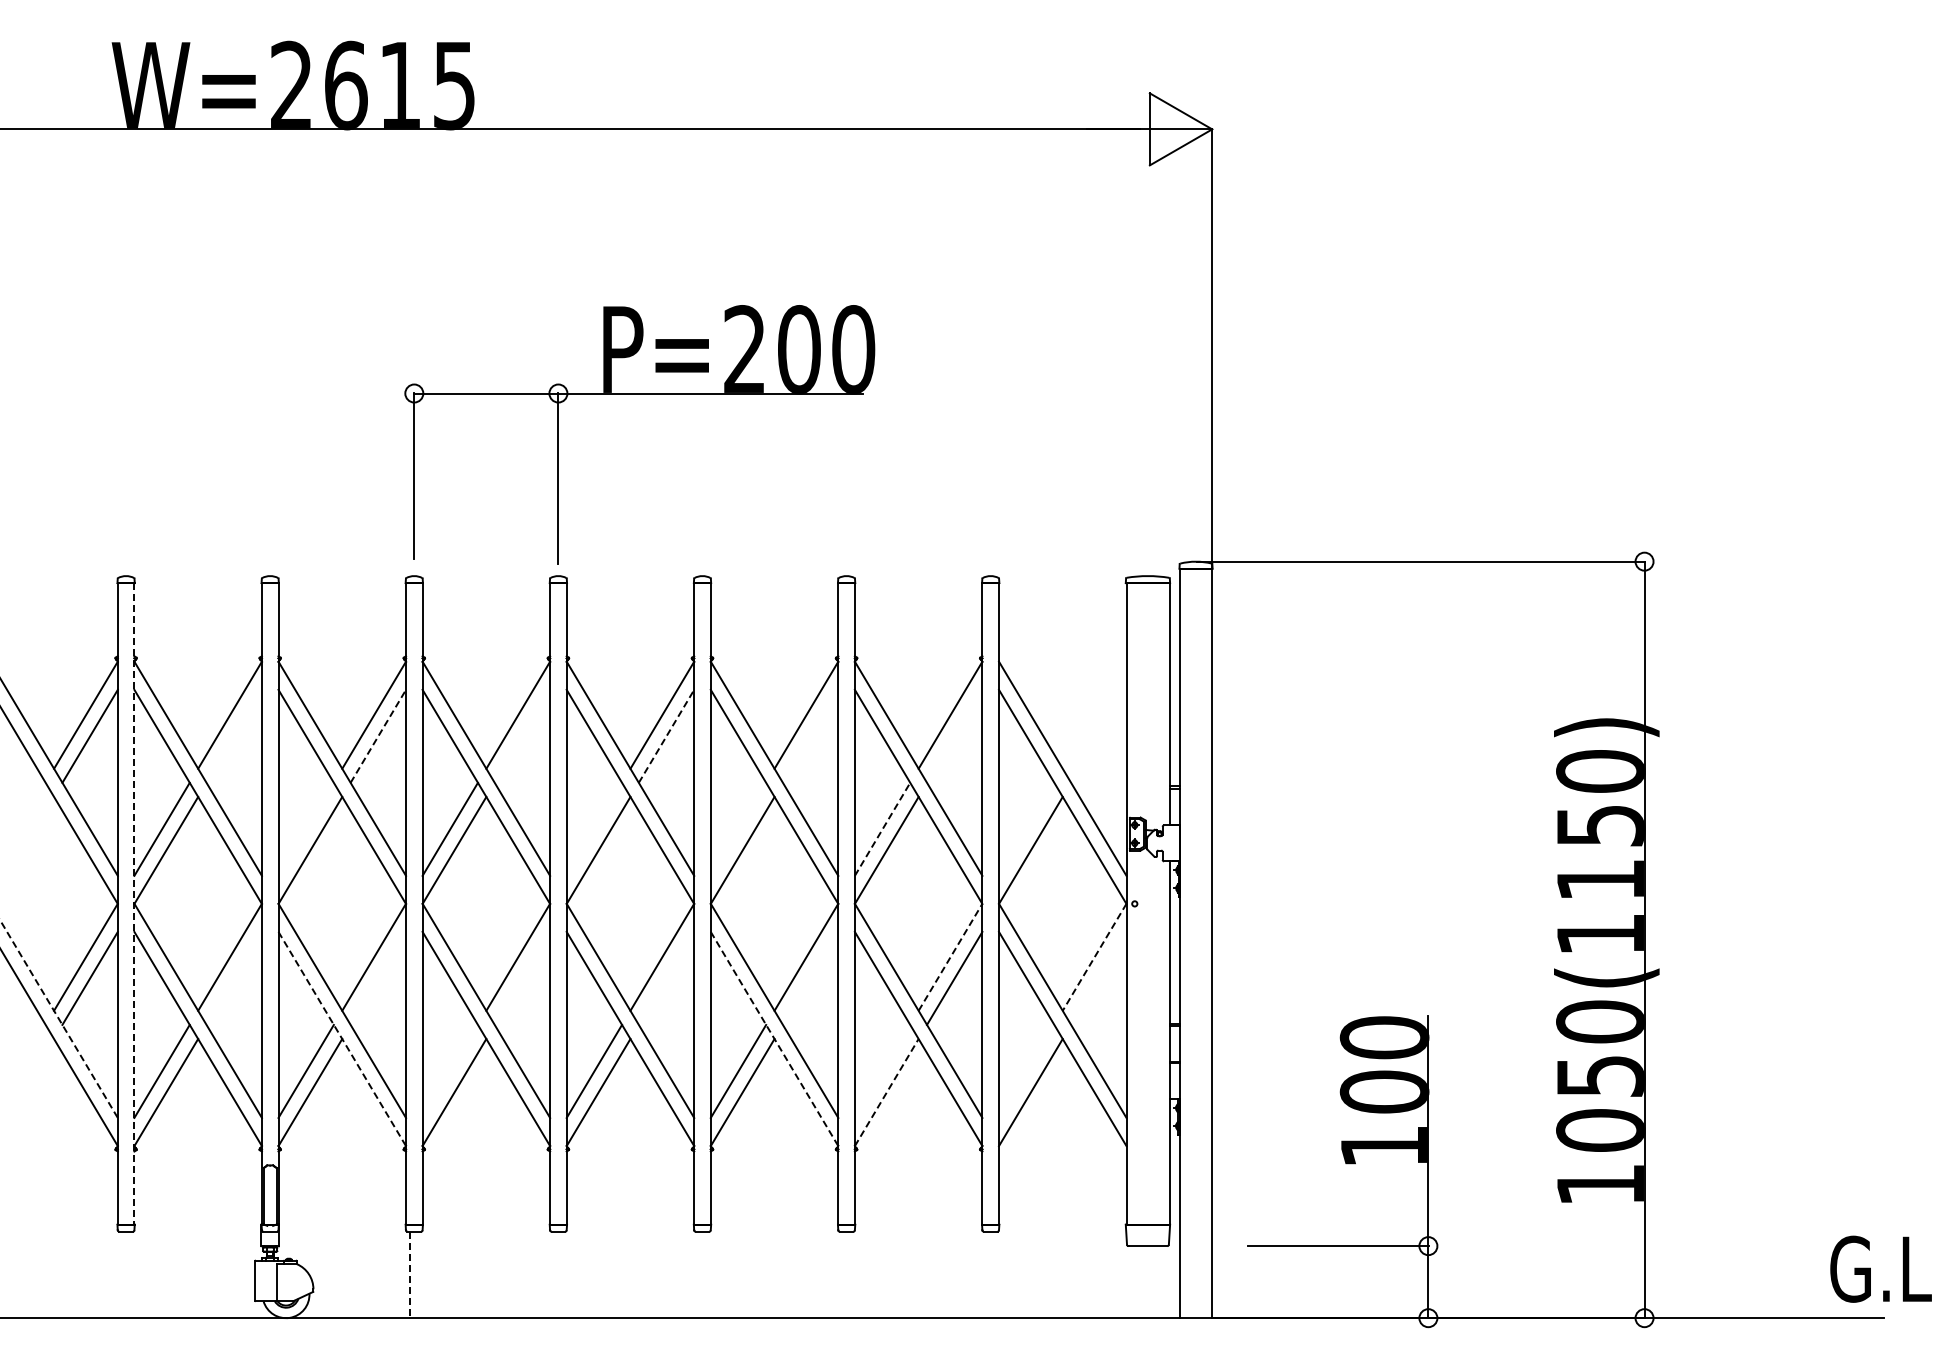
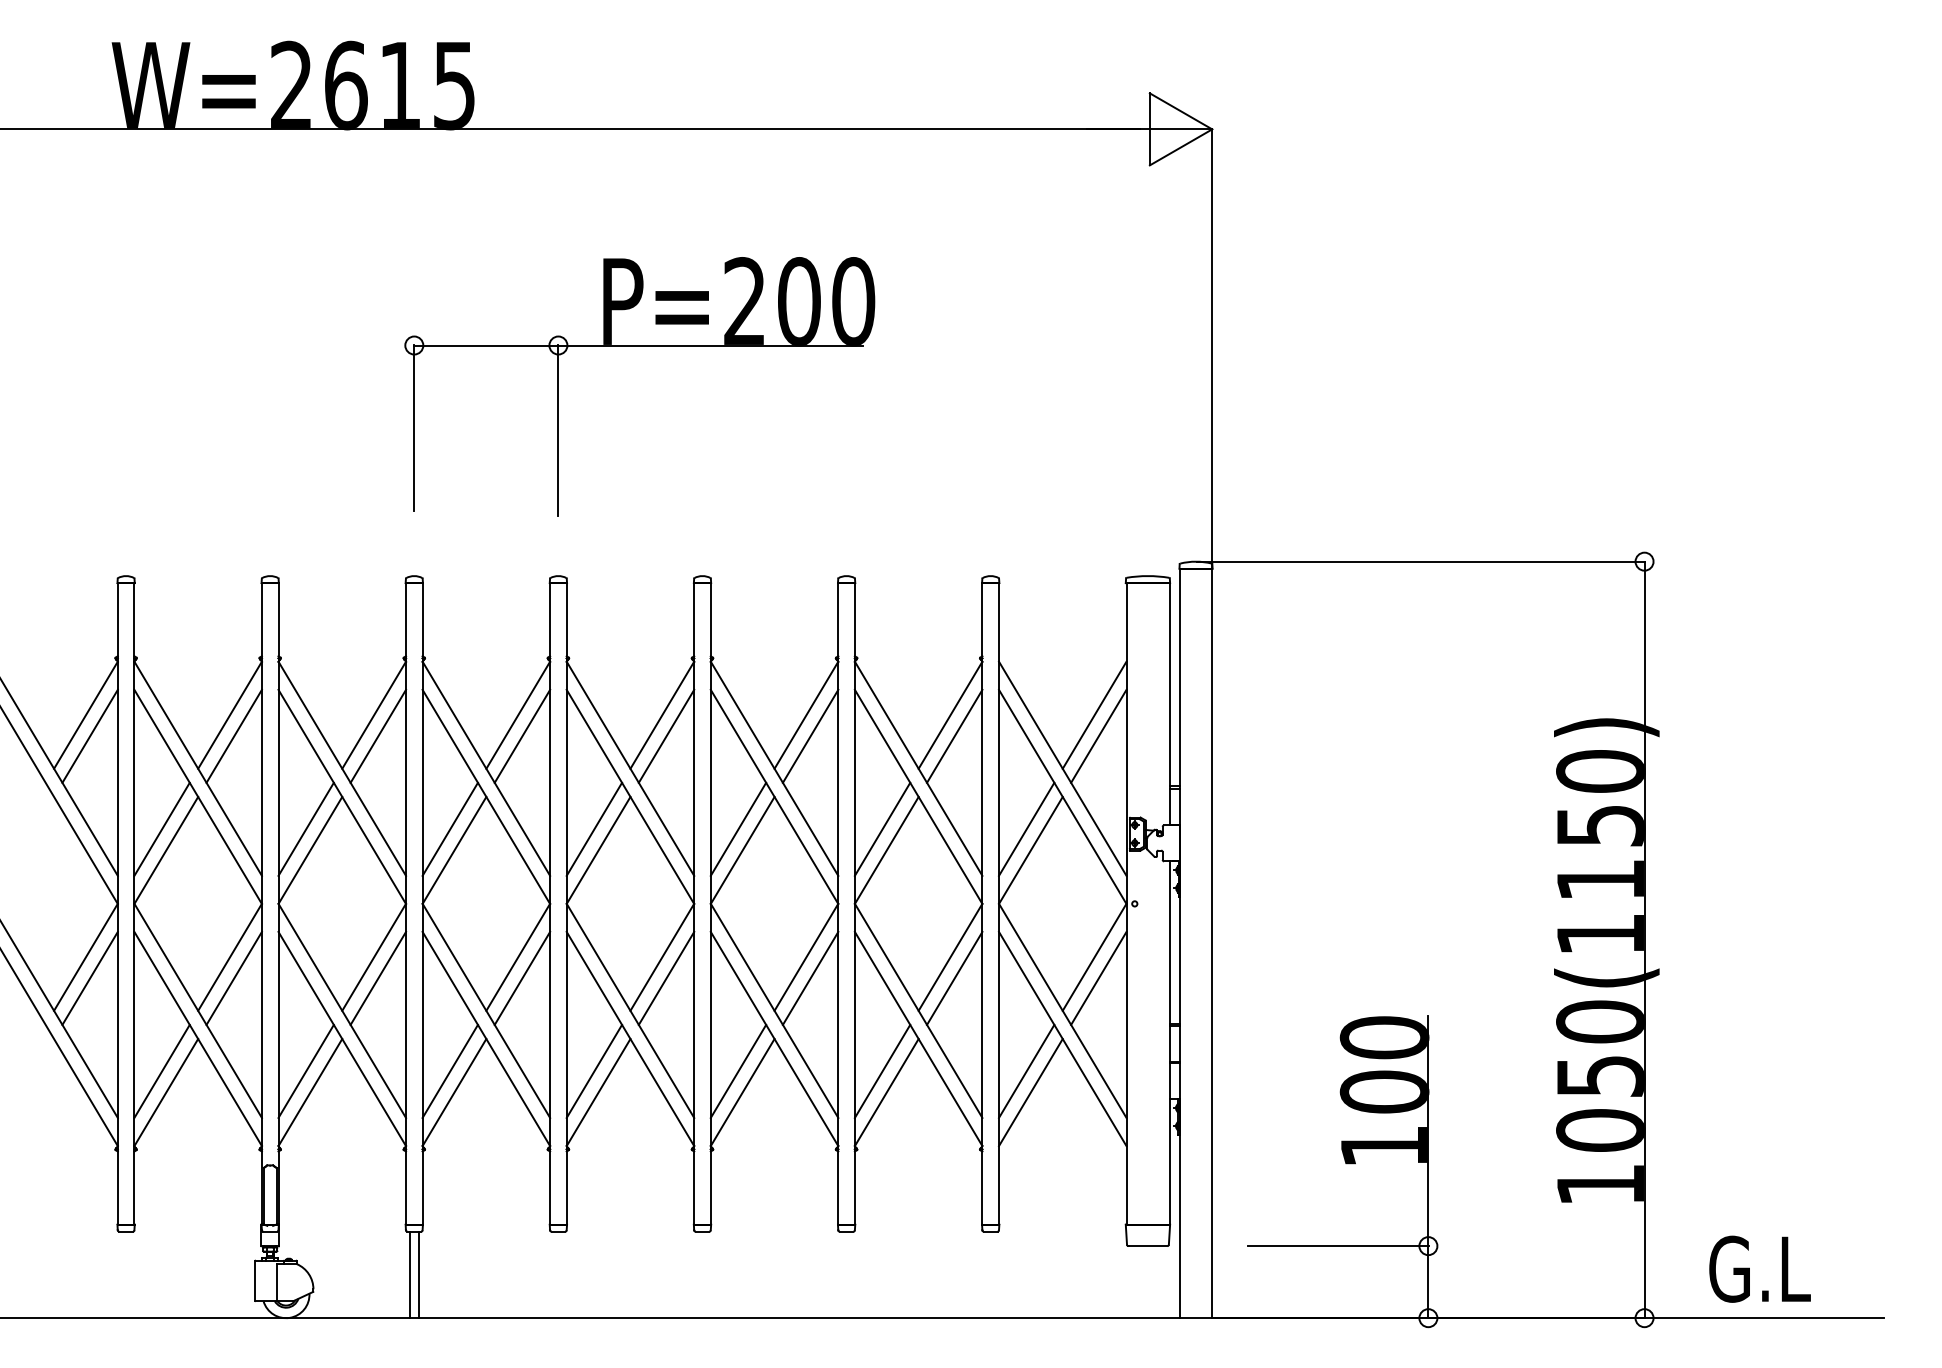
part position: (639, 394) -> (639, 346) (639, 346)
line: none -> present (1094, 714)
line: none -> present (233, 735)
line: dashed -> solid (378, 735)
line: none -> present (522, 735)
line: dashed -> solid (666, 735)
line: none -> present (810, 735)
line: none -> present (954, 735)
line: none -> present (1098, 735)
line: none -> present (305, 828)
line: none -> present (594, 828)
line: none -> present (738, 828)
line: dashed -> solid (882, 828)
line: none -> present (1026, 828)
line: dashed -> solid (134, 903)
line: dashed -> solid (950, 956)
line: dashed -> solid (1094, 957)
line: none -> present (233, 977)
line: none -> present (378, 977)
line: none -> present (522, 977)
line: none -> present (666, 977)
line: none -> present (810, 977)
line: none -> present (1098, 977)
line: dashed -> solid (59, 1019)
line: dashed -> solid (342, 1039)
line: dashed -> solid (774, 1039)
line: none -> present (449, 1070)
line: none -> present (882, 1070)
line: none -> present (1026, 1070)
line: dashed -> solid (887, 1092)
text position: (1880, 1268) -> (1759, 1268) (1759, 1268)
line: none -> present (418, 1274)
line: dashed -> solid (410, 1275)
